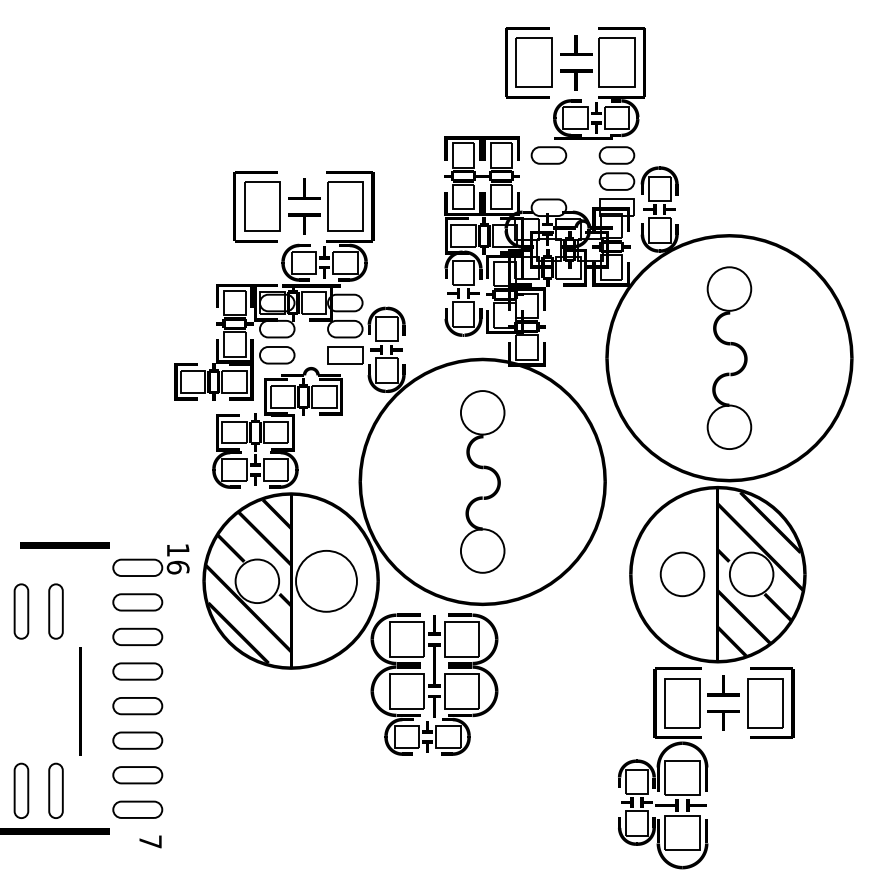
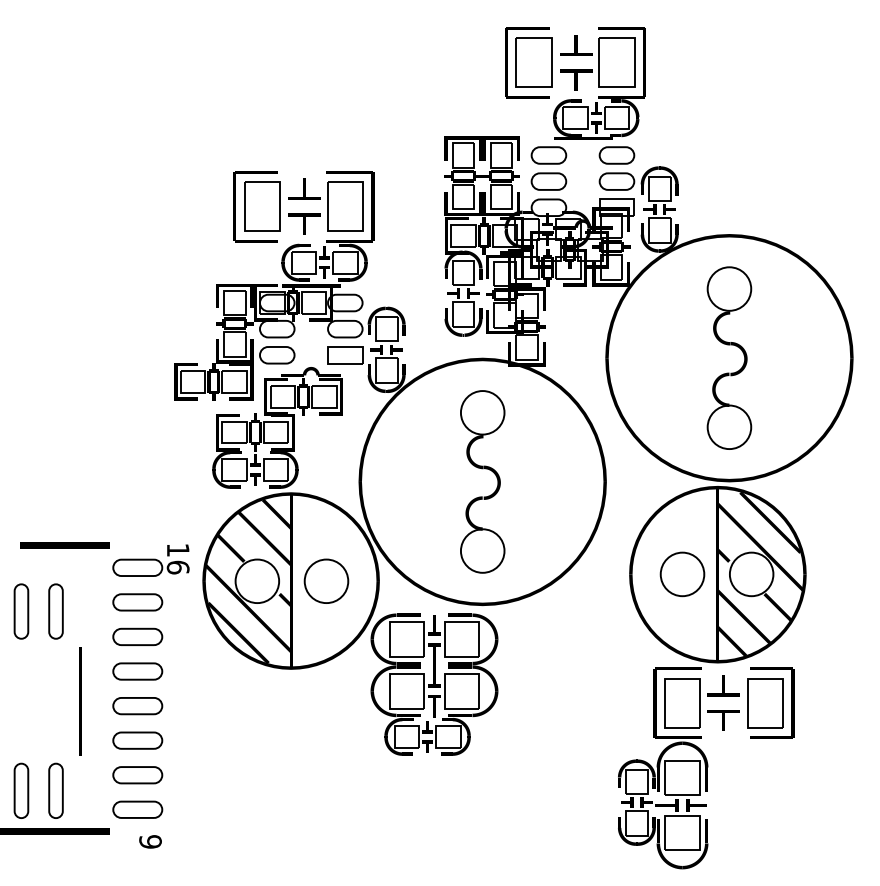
part: none -> present (548, 181)
circle diameter: 61 px -> 44 px (326, 581)
text: 7 -> 9 (150, 841)
